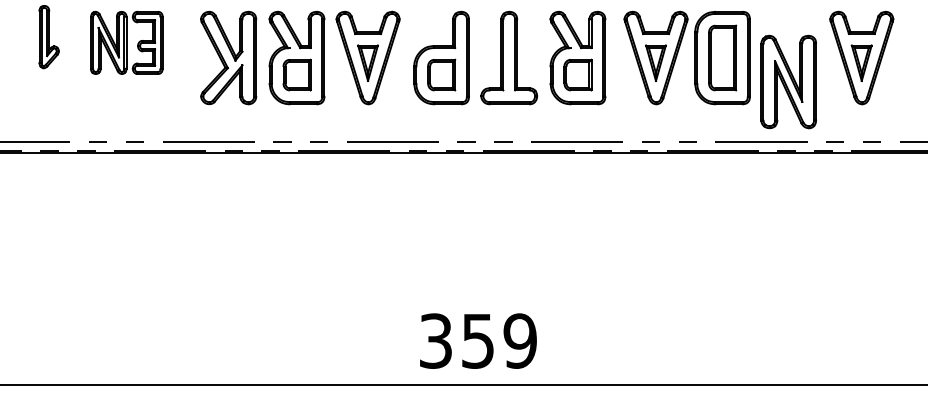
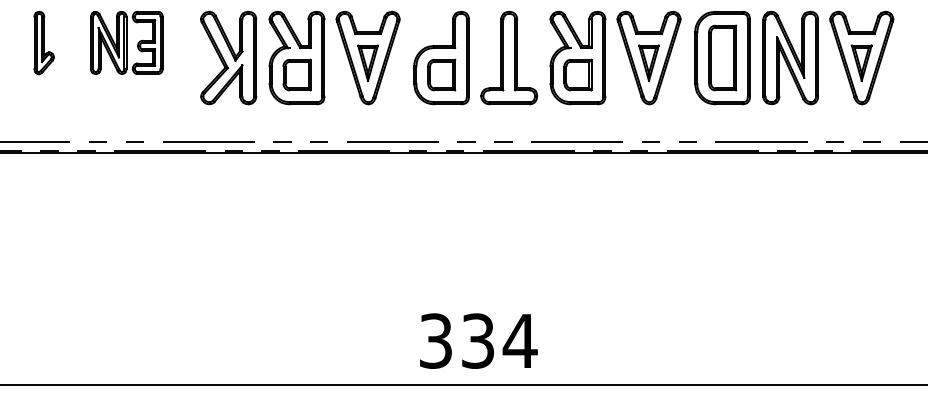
part position: (48, 37) -> (43, 43) (43, 43)
part position: (655, 57) -> (648, 57) (648, 57)
part position: (788, 81) -> (790, 57) (790, 57)
text: 359 -> 334 (499, 340)
